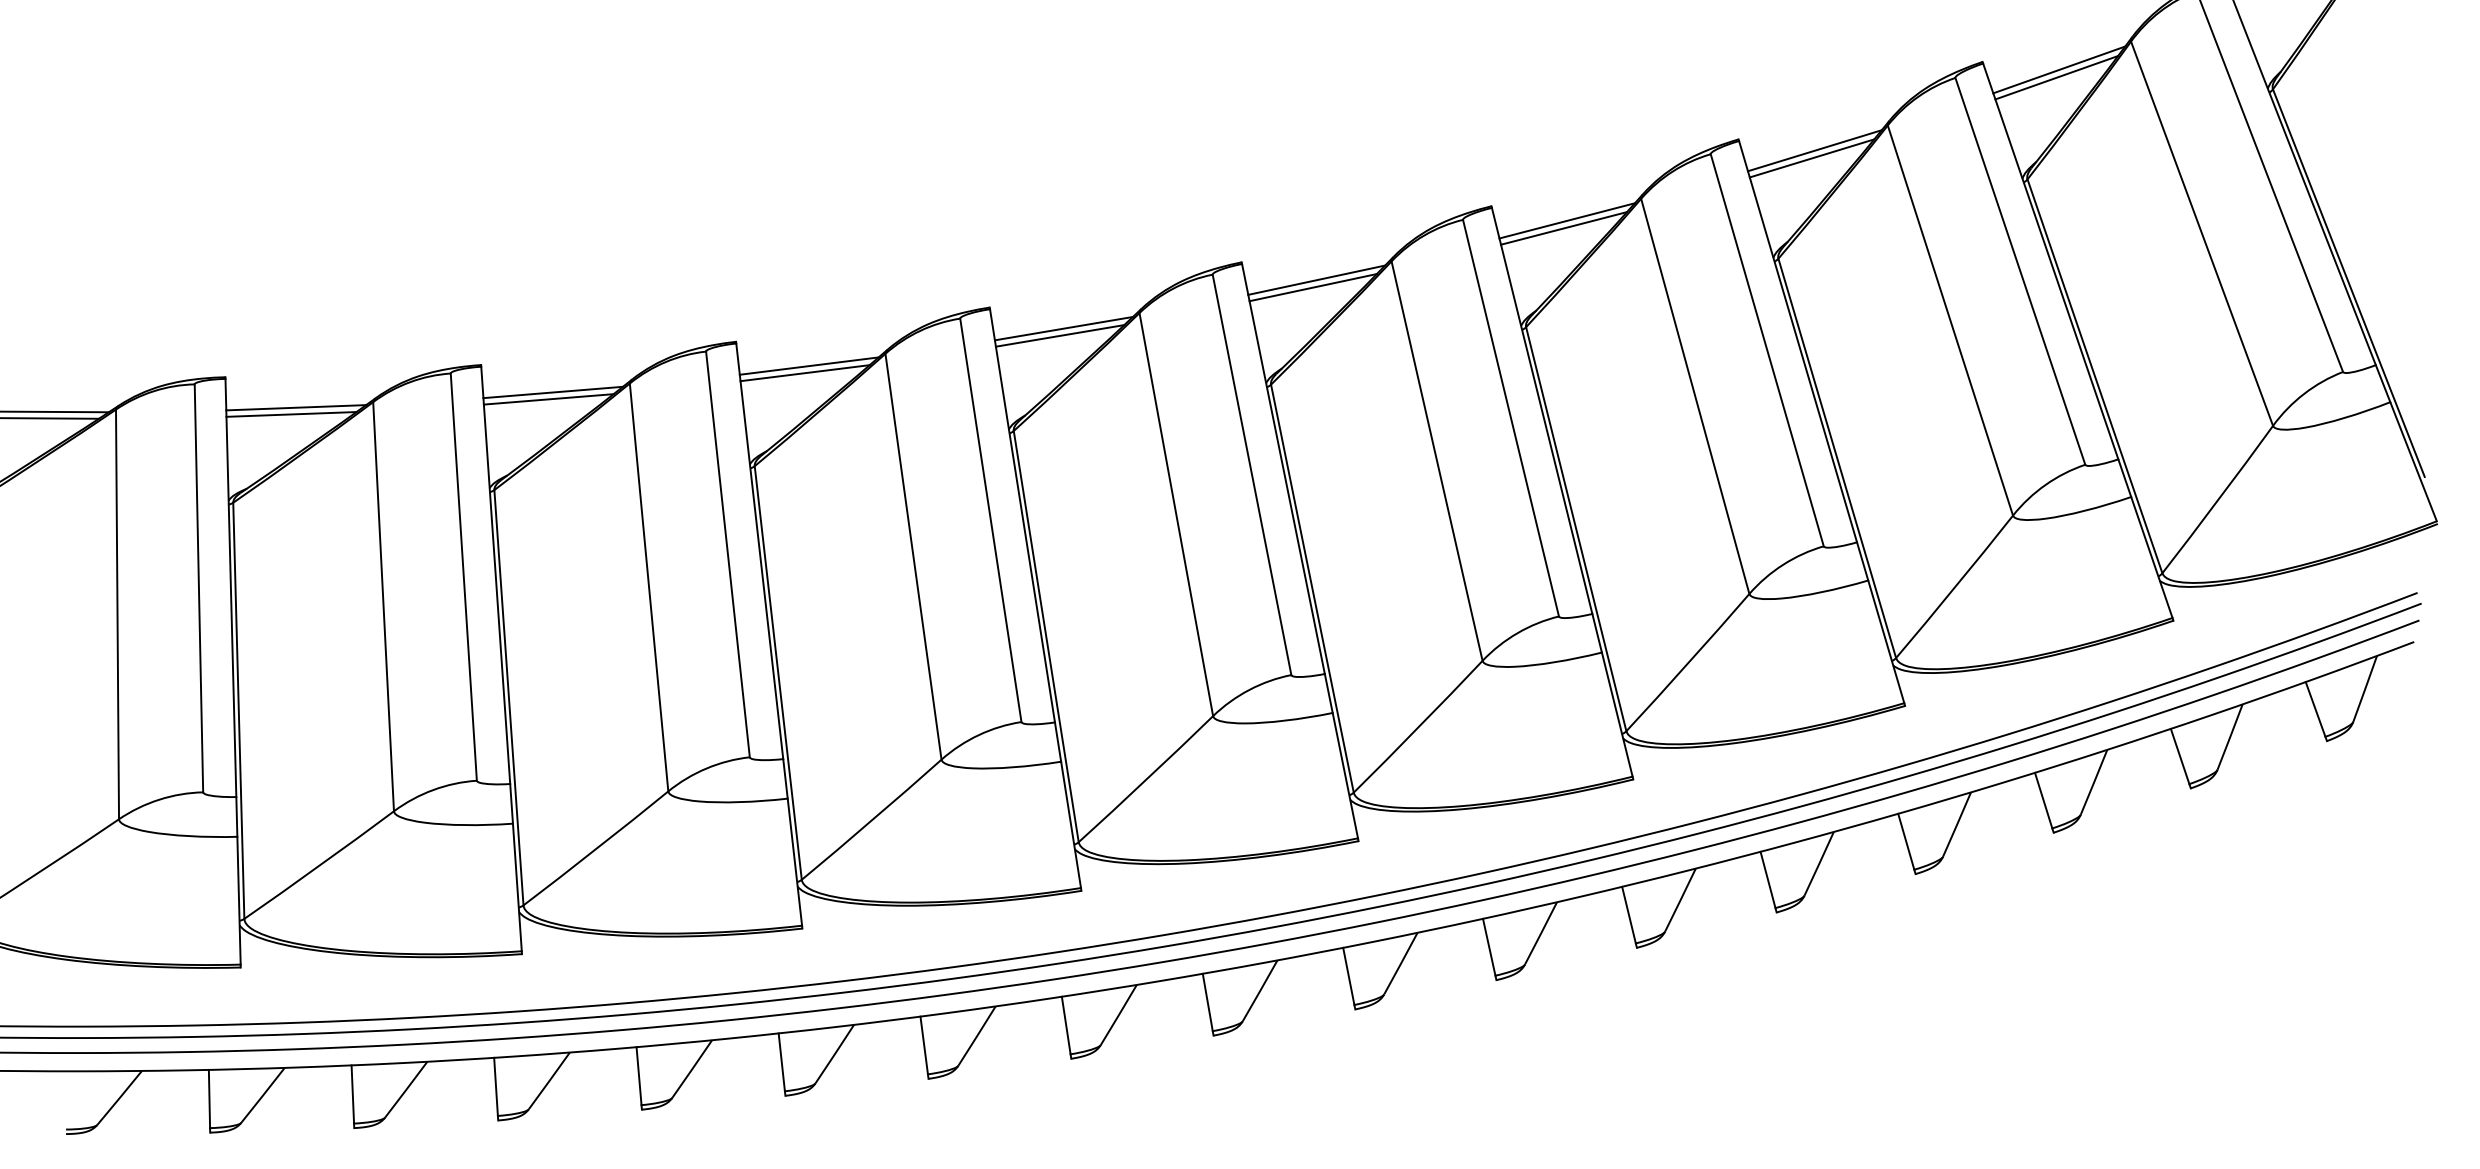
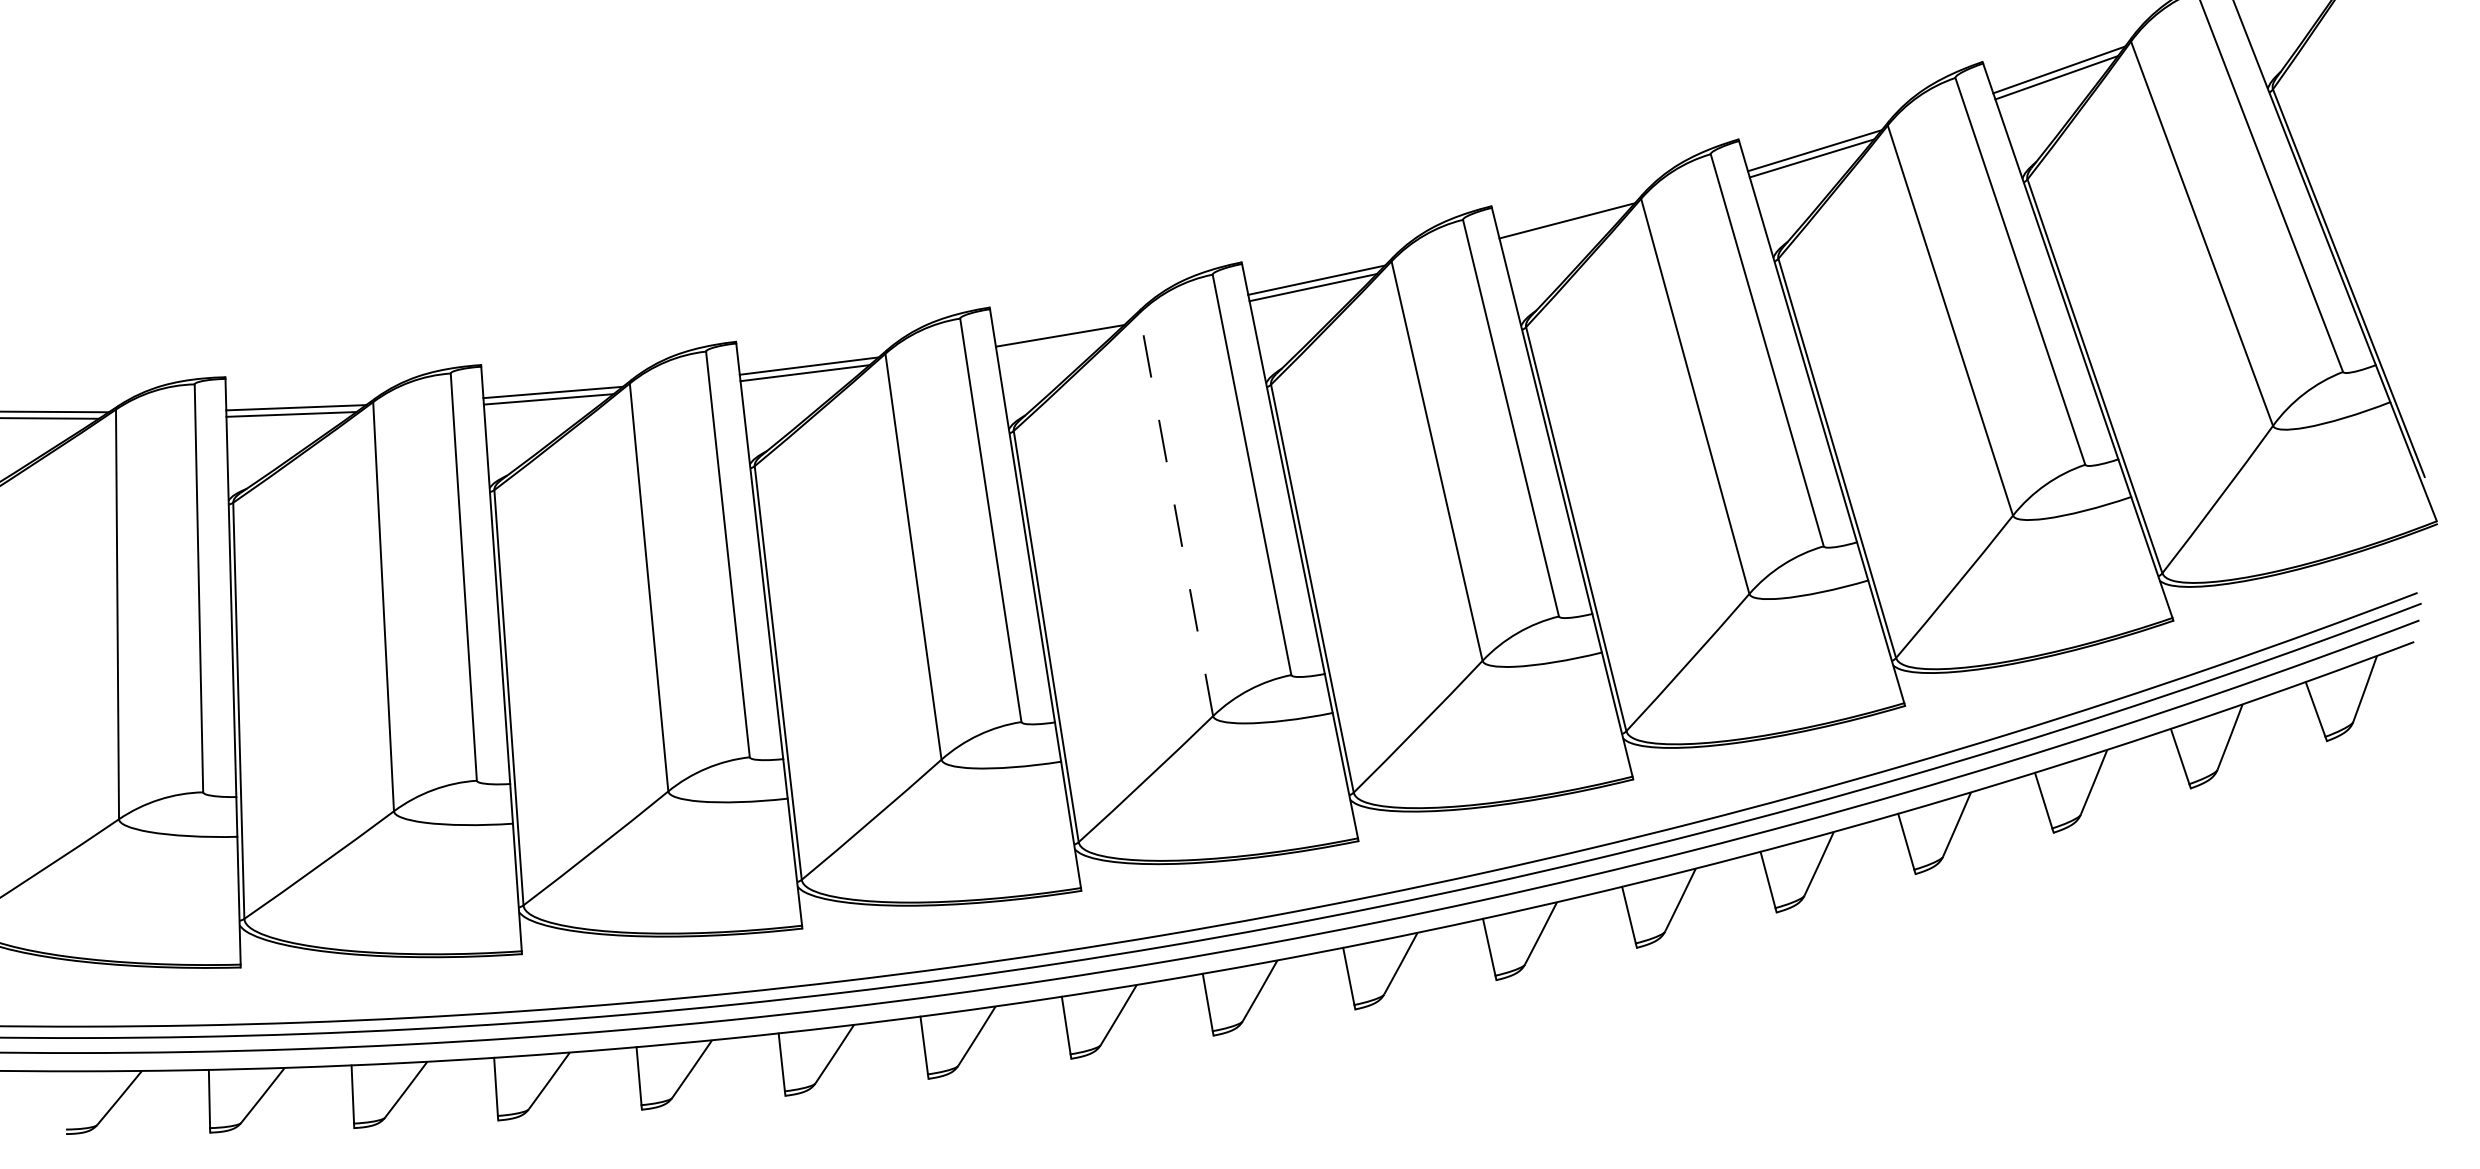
line: present -> none (1564, 228)
line: present -> none (1063, 328)
line: solid -> dashed (1176, 514)
